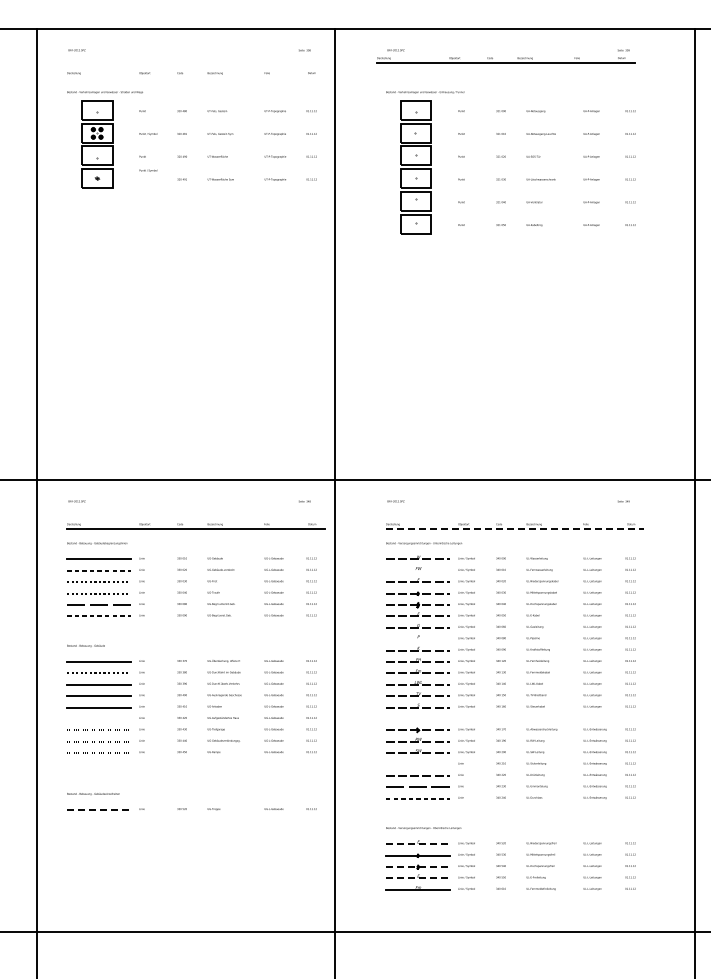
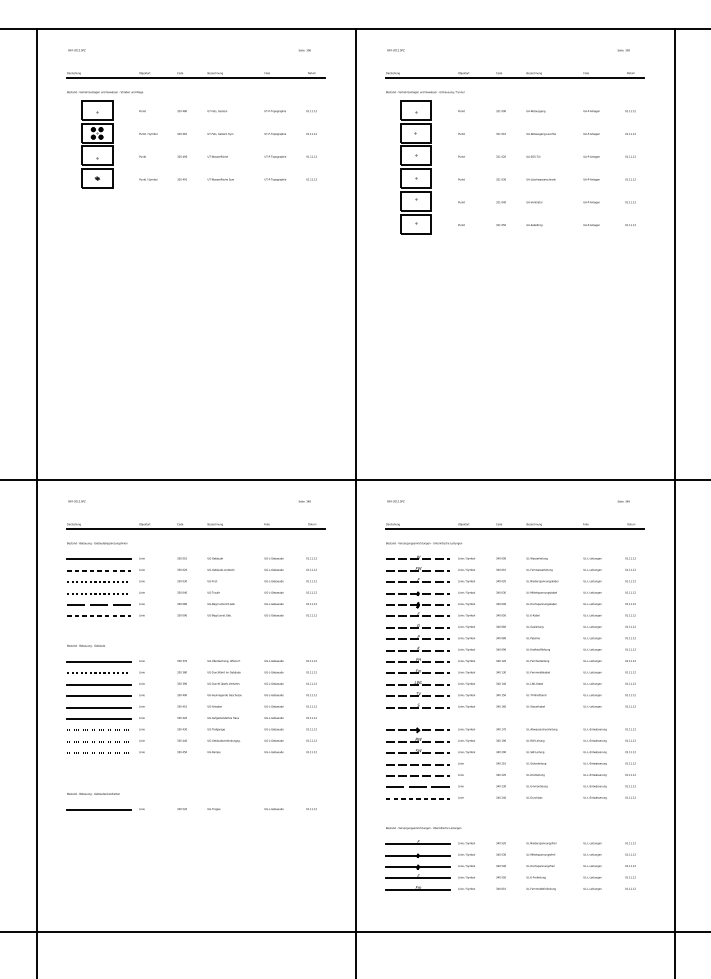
part position: (505, 60) -> (514, 75) (514, 75)
line: none -> present (195, 77)
text position: (148, 170) -> (148, 179) (148, 179)
line position: (334, 502) -> (355, 502) (355, 502)
line position: (694, 502) -> (674, 502) (674, 502)
line: dashed -> solid (515, 529)
line: none -> present (417, 570)
line: none -> present (417, 639)
line: none -> present (98, 718)
line: none -> present (417, 764)
line: dashed -> solid (99, 810)
line: dashed -> solid (418, 844)
line: dashed -> solid (418, 867)
line: dashed -> solid (418, 878)
